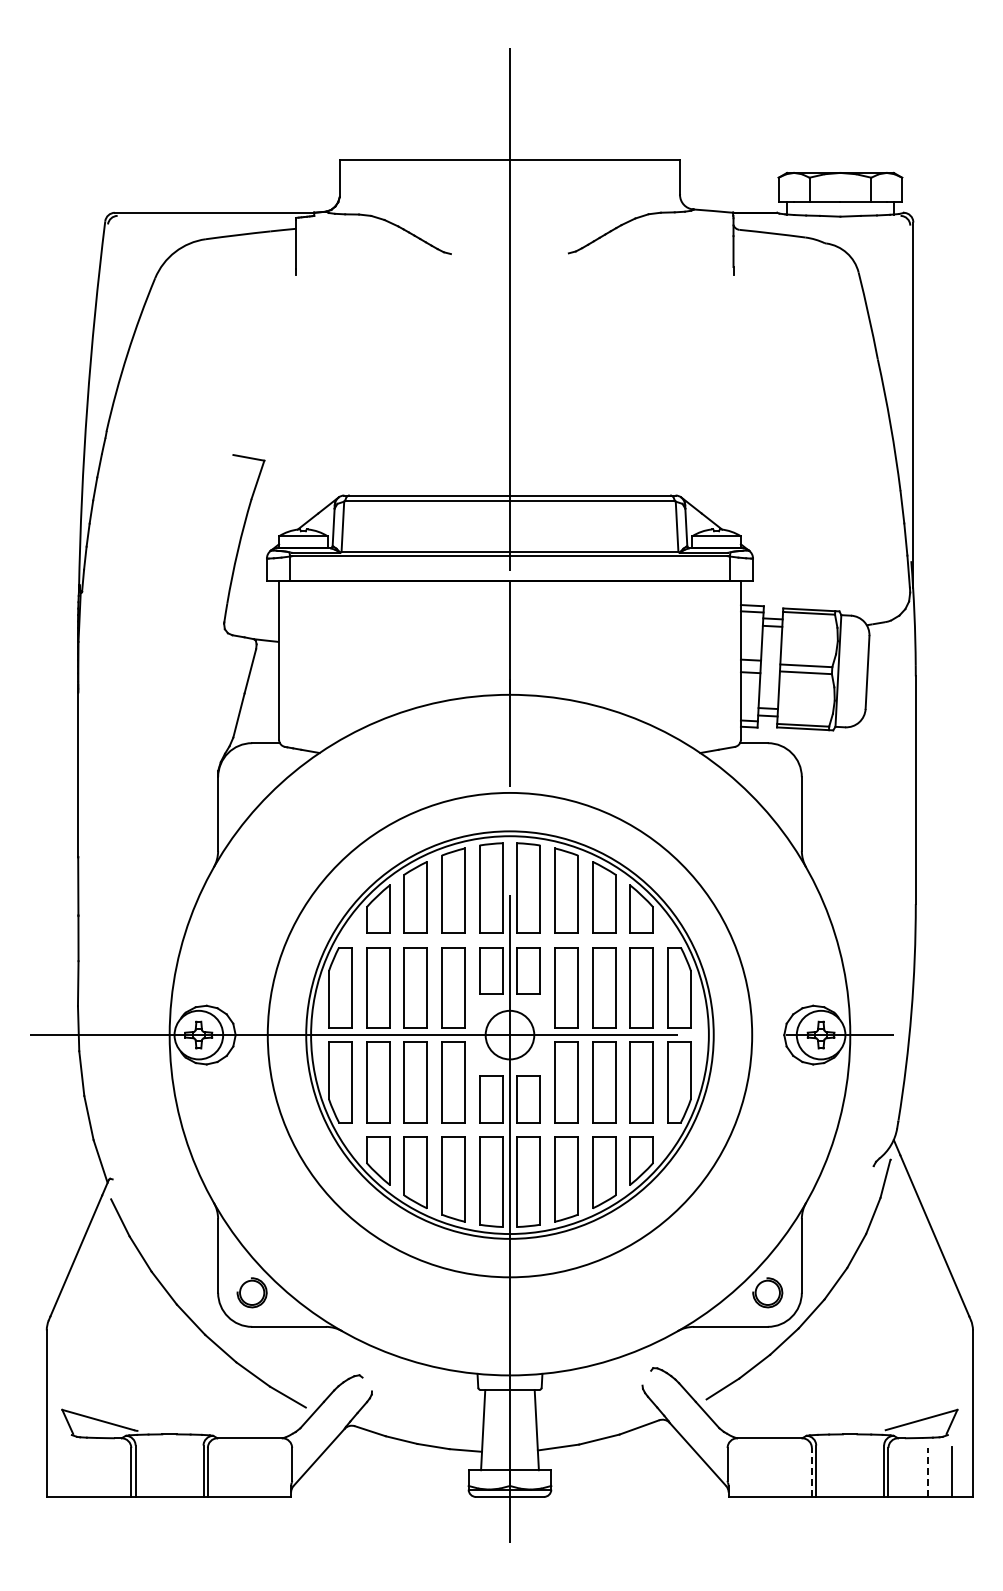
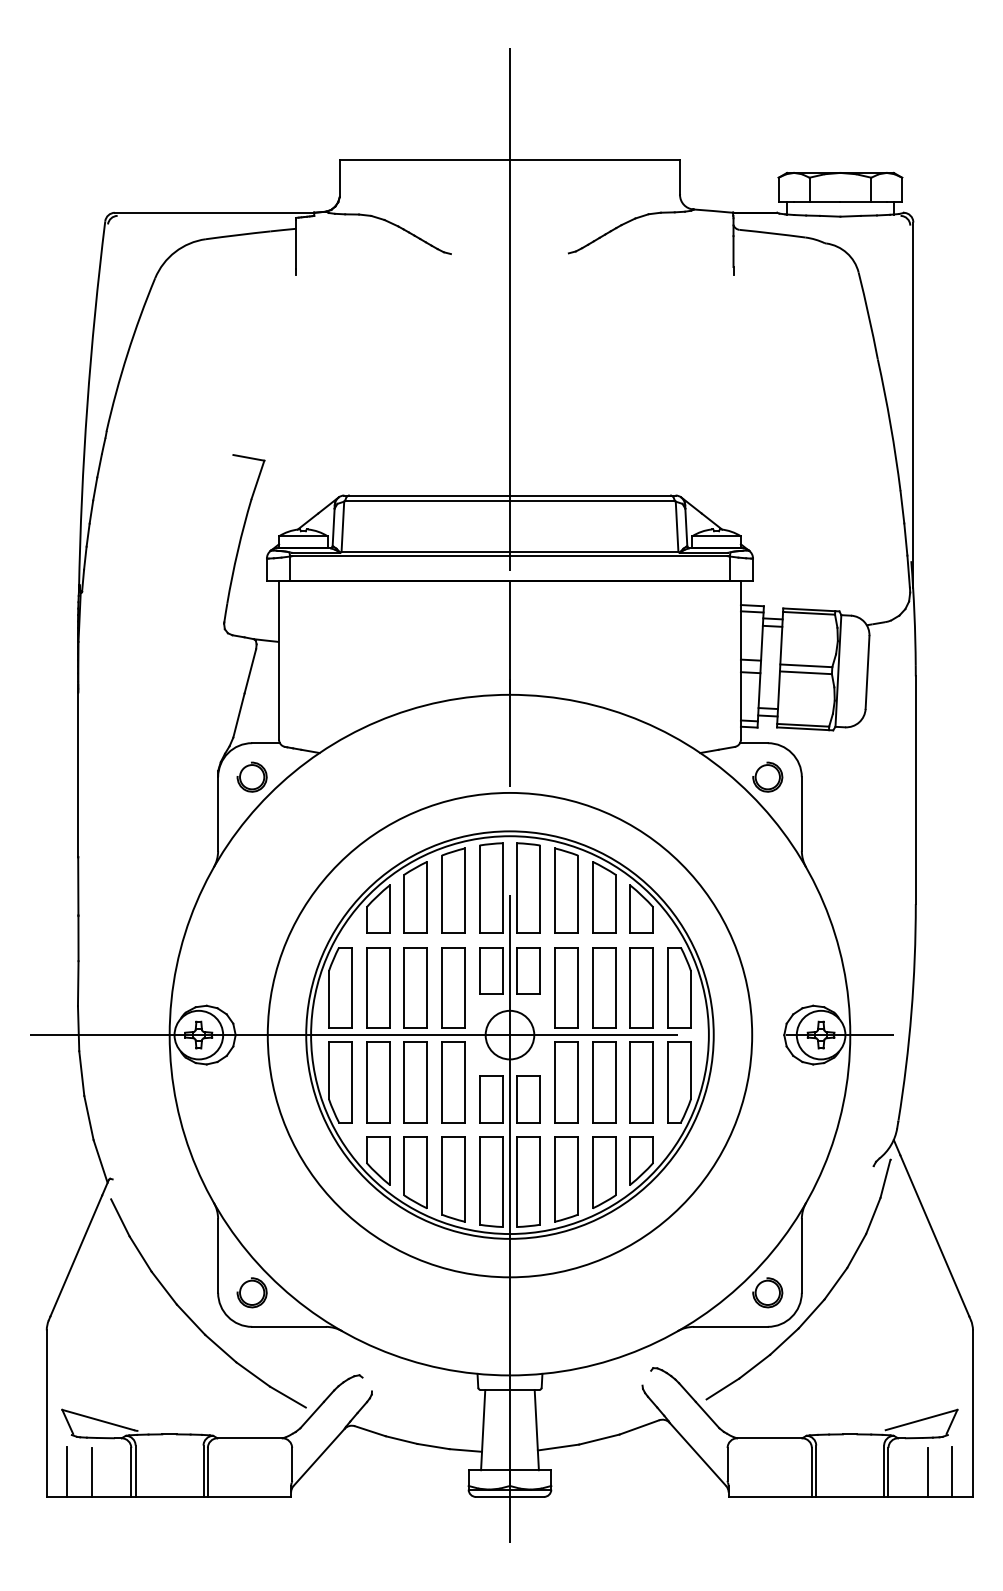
part: none -> present (251, 776)
part: none -> present (767, 776)
line: none -> present (67, 1471)
line: none -> present (91, 1471)
line: dashed -> solid (811, 1471)
line: dashed -> solid (928, 1472)
